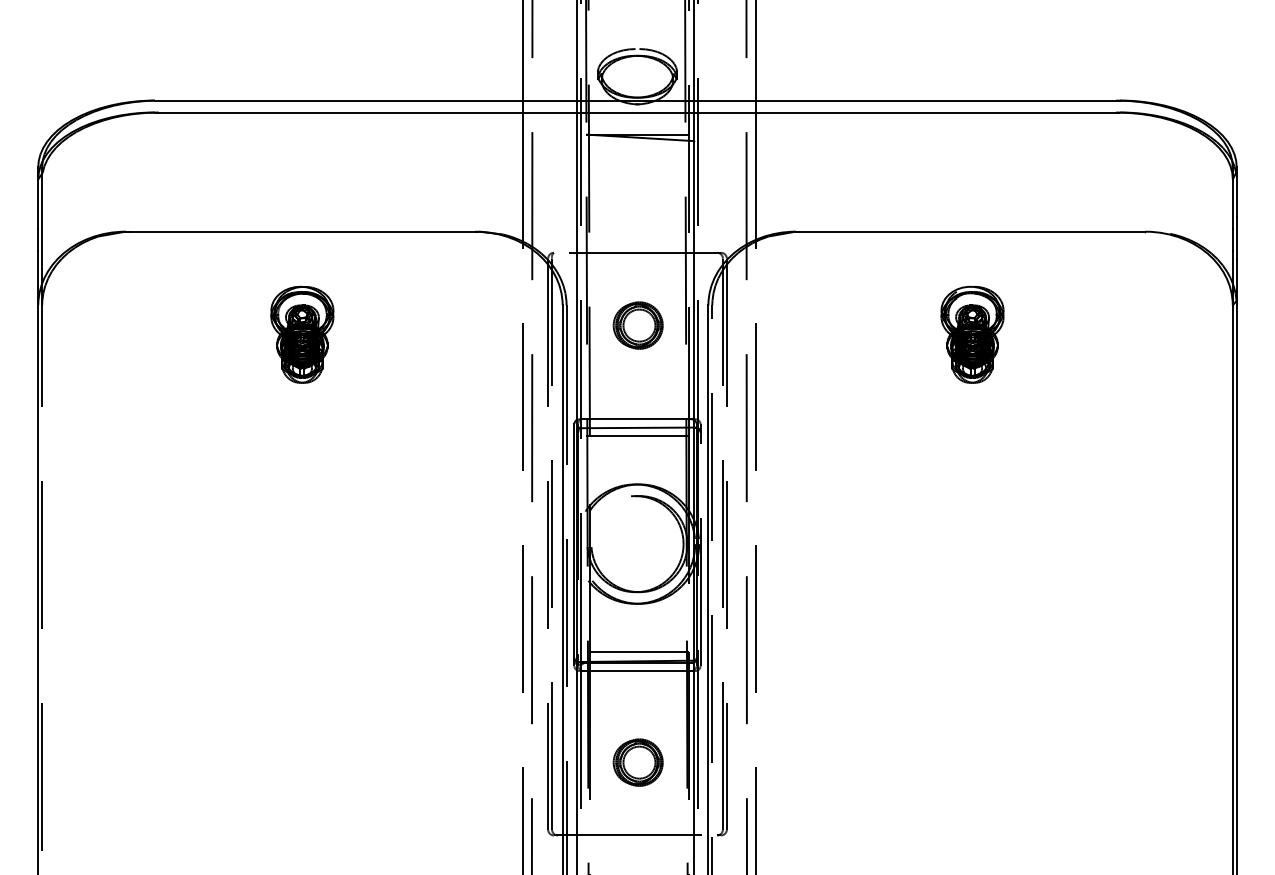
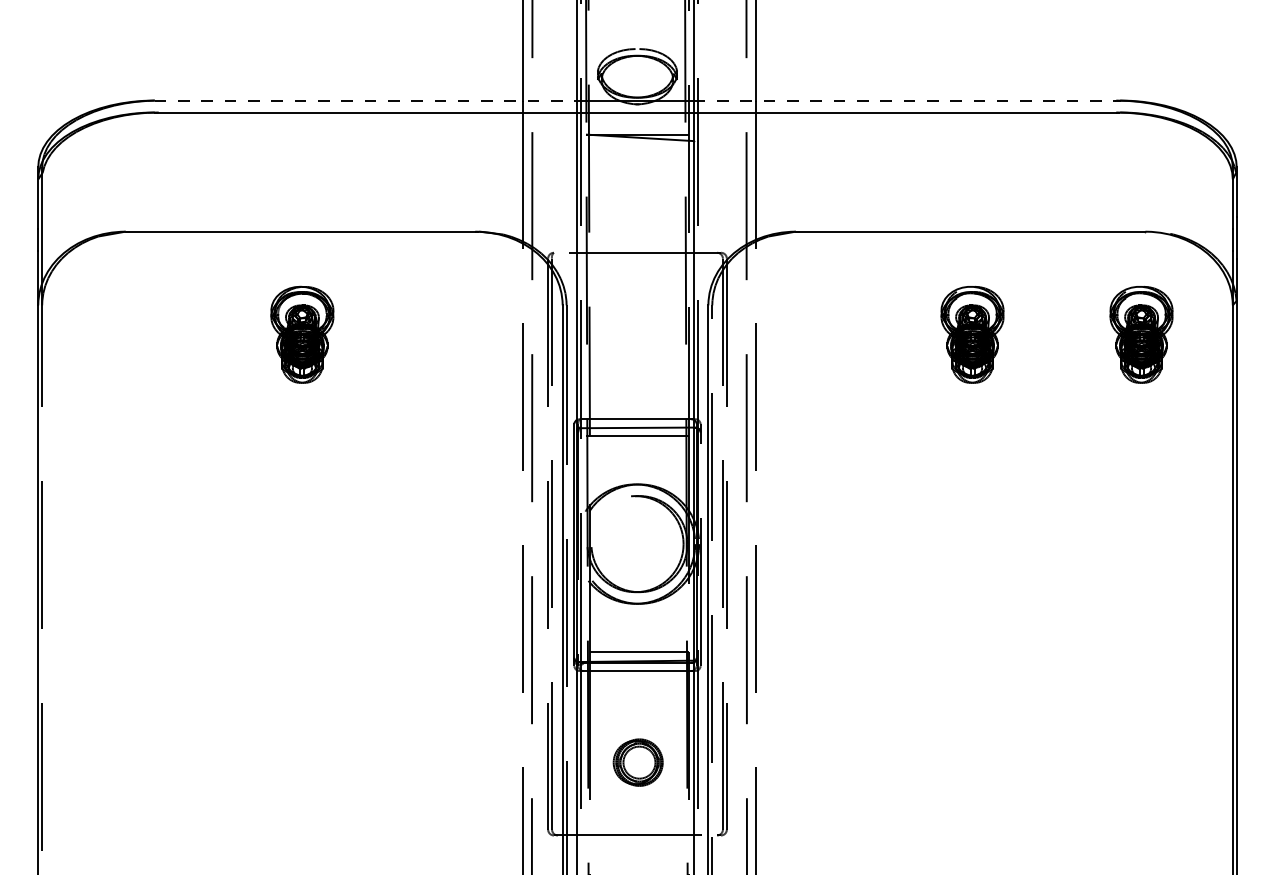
line: solid -> dashed (366, 100)
line: solid -> dashed (905, 100)
part: present -> none (637, 325)
part: none -> present (1141, 334)
